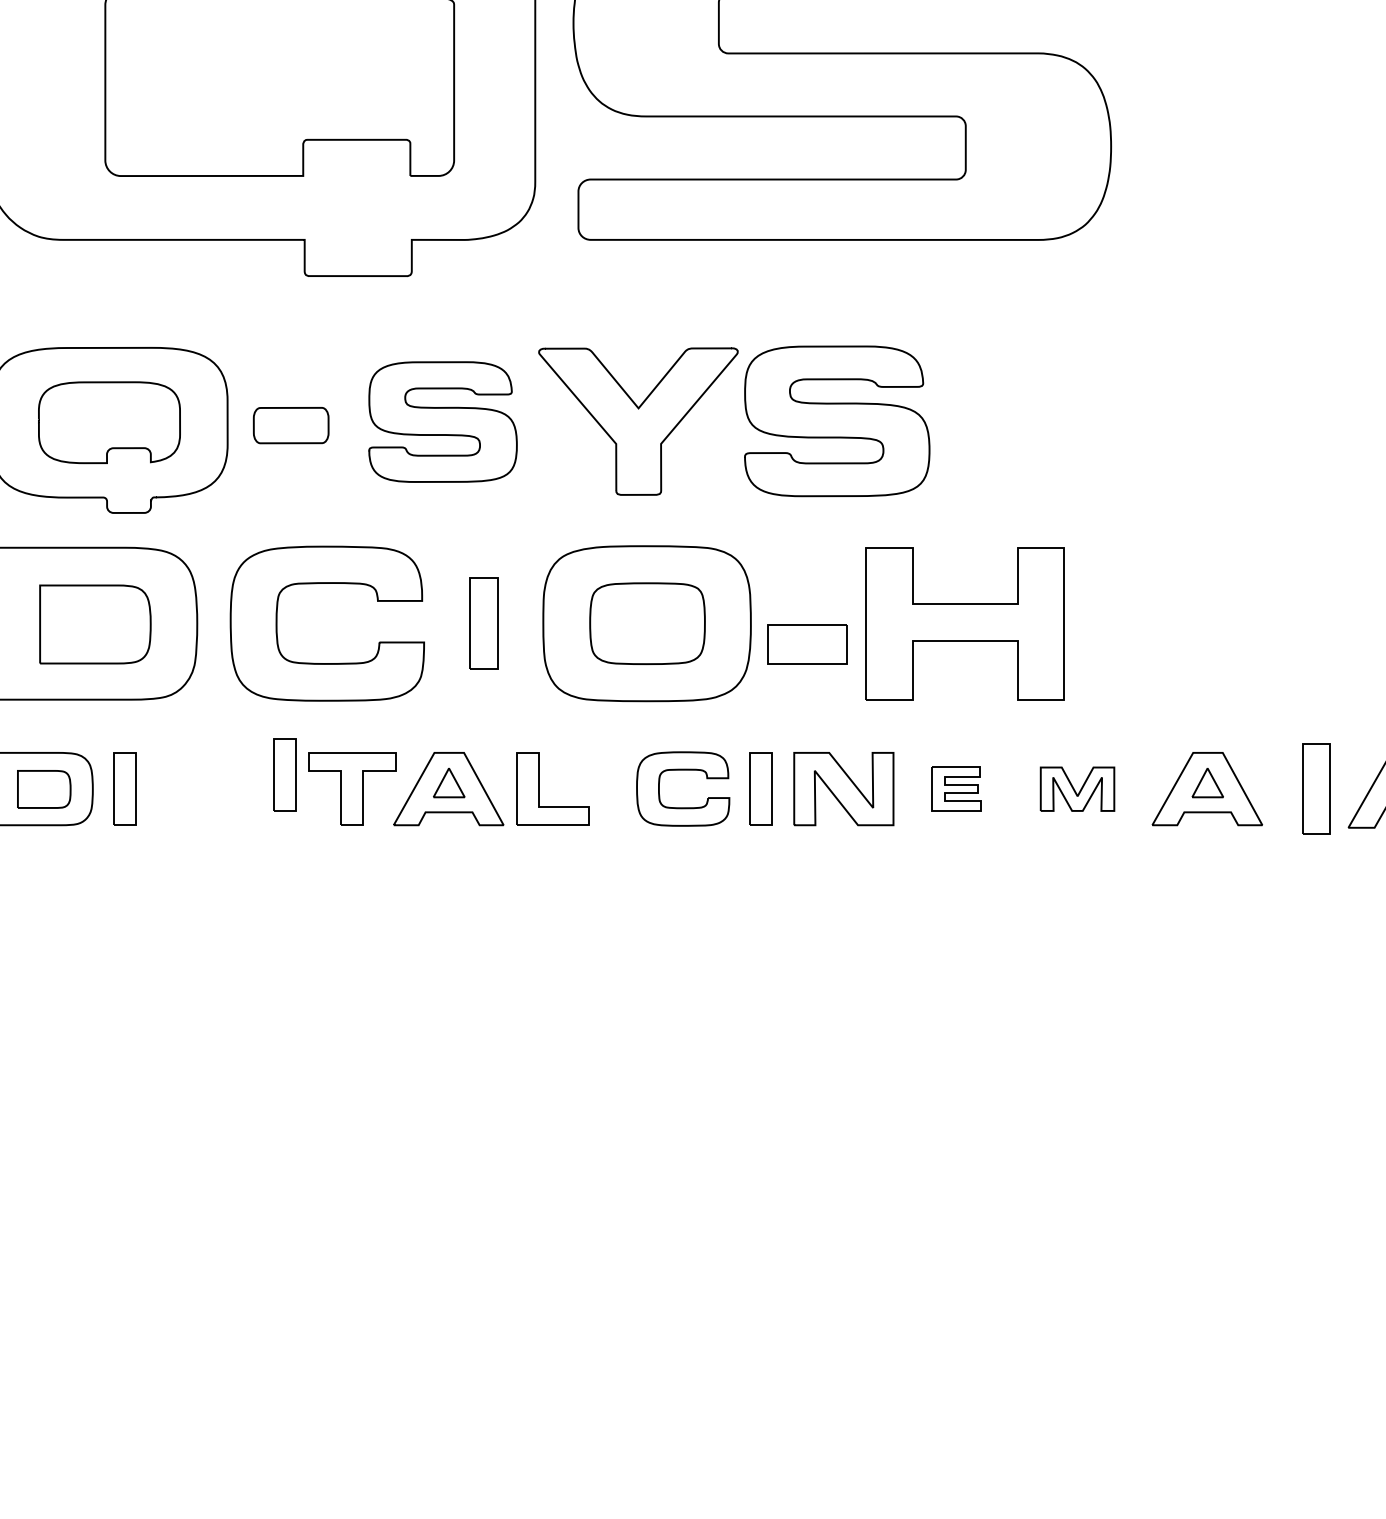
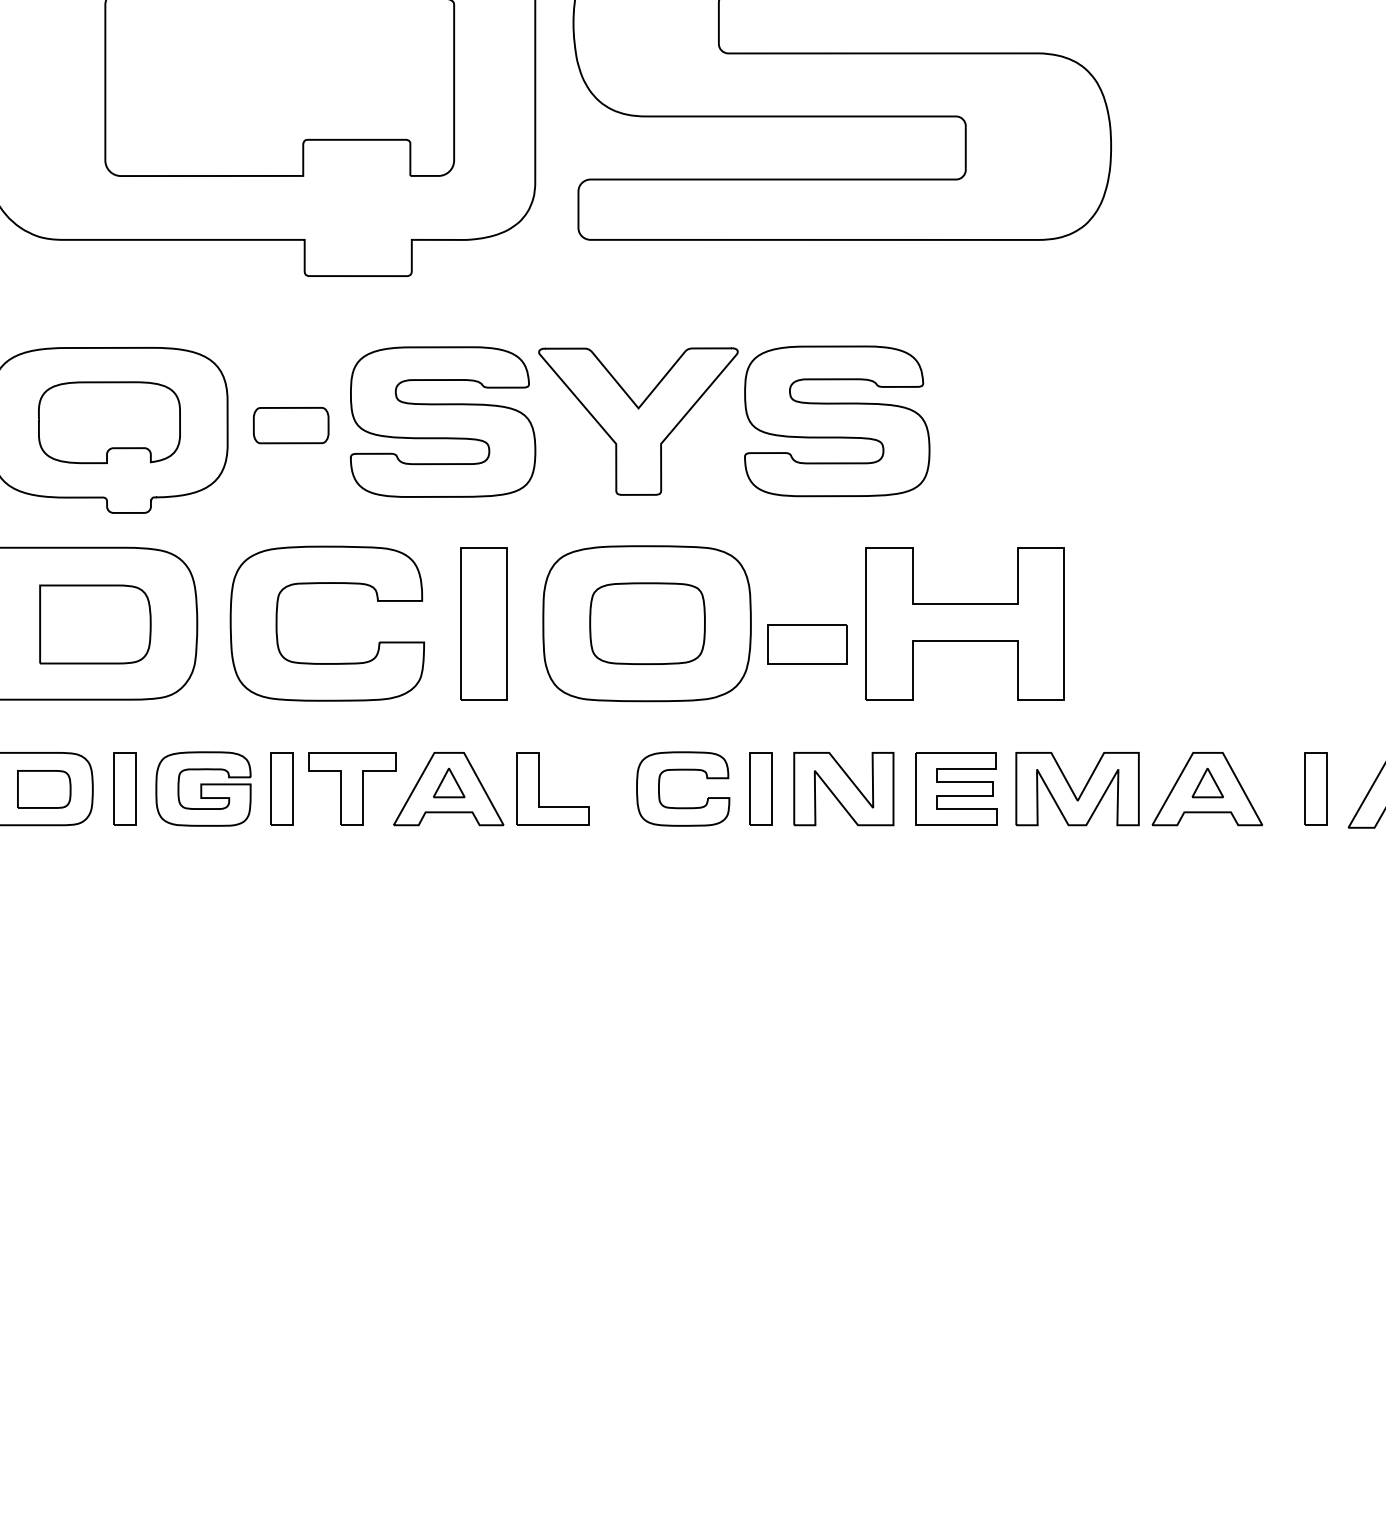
part size: 150x122 px -> 188x152 px (442, 421)
part size: 30x93 px -> 48x154 px (483, 623)
part position: (284, 774) -> (281, 788) (281, 788)
part: none -> present (203, 788)
part size: 51x46 px -> 83x74 px (956, 788)
part size: 77x46 px -> 125x75 px (1077, 789)
part size: 29x92 px -> 24x74 px (1315, 788)
